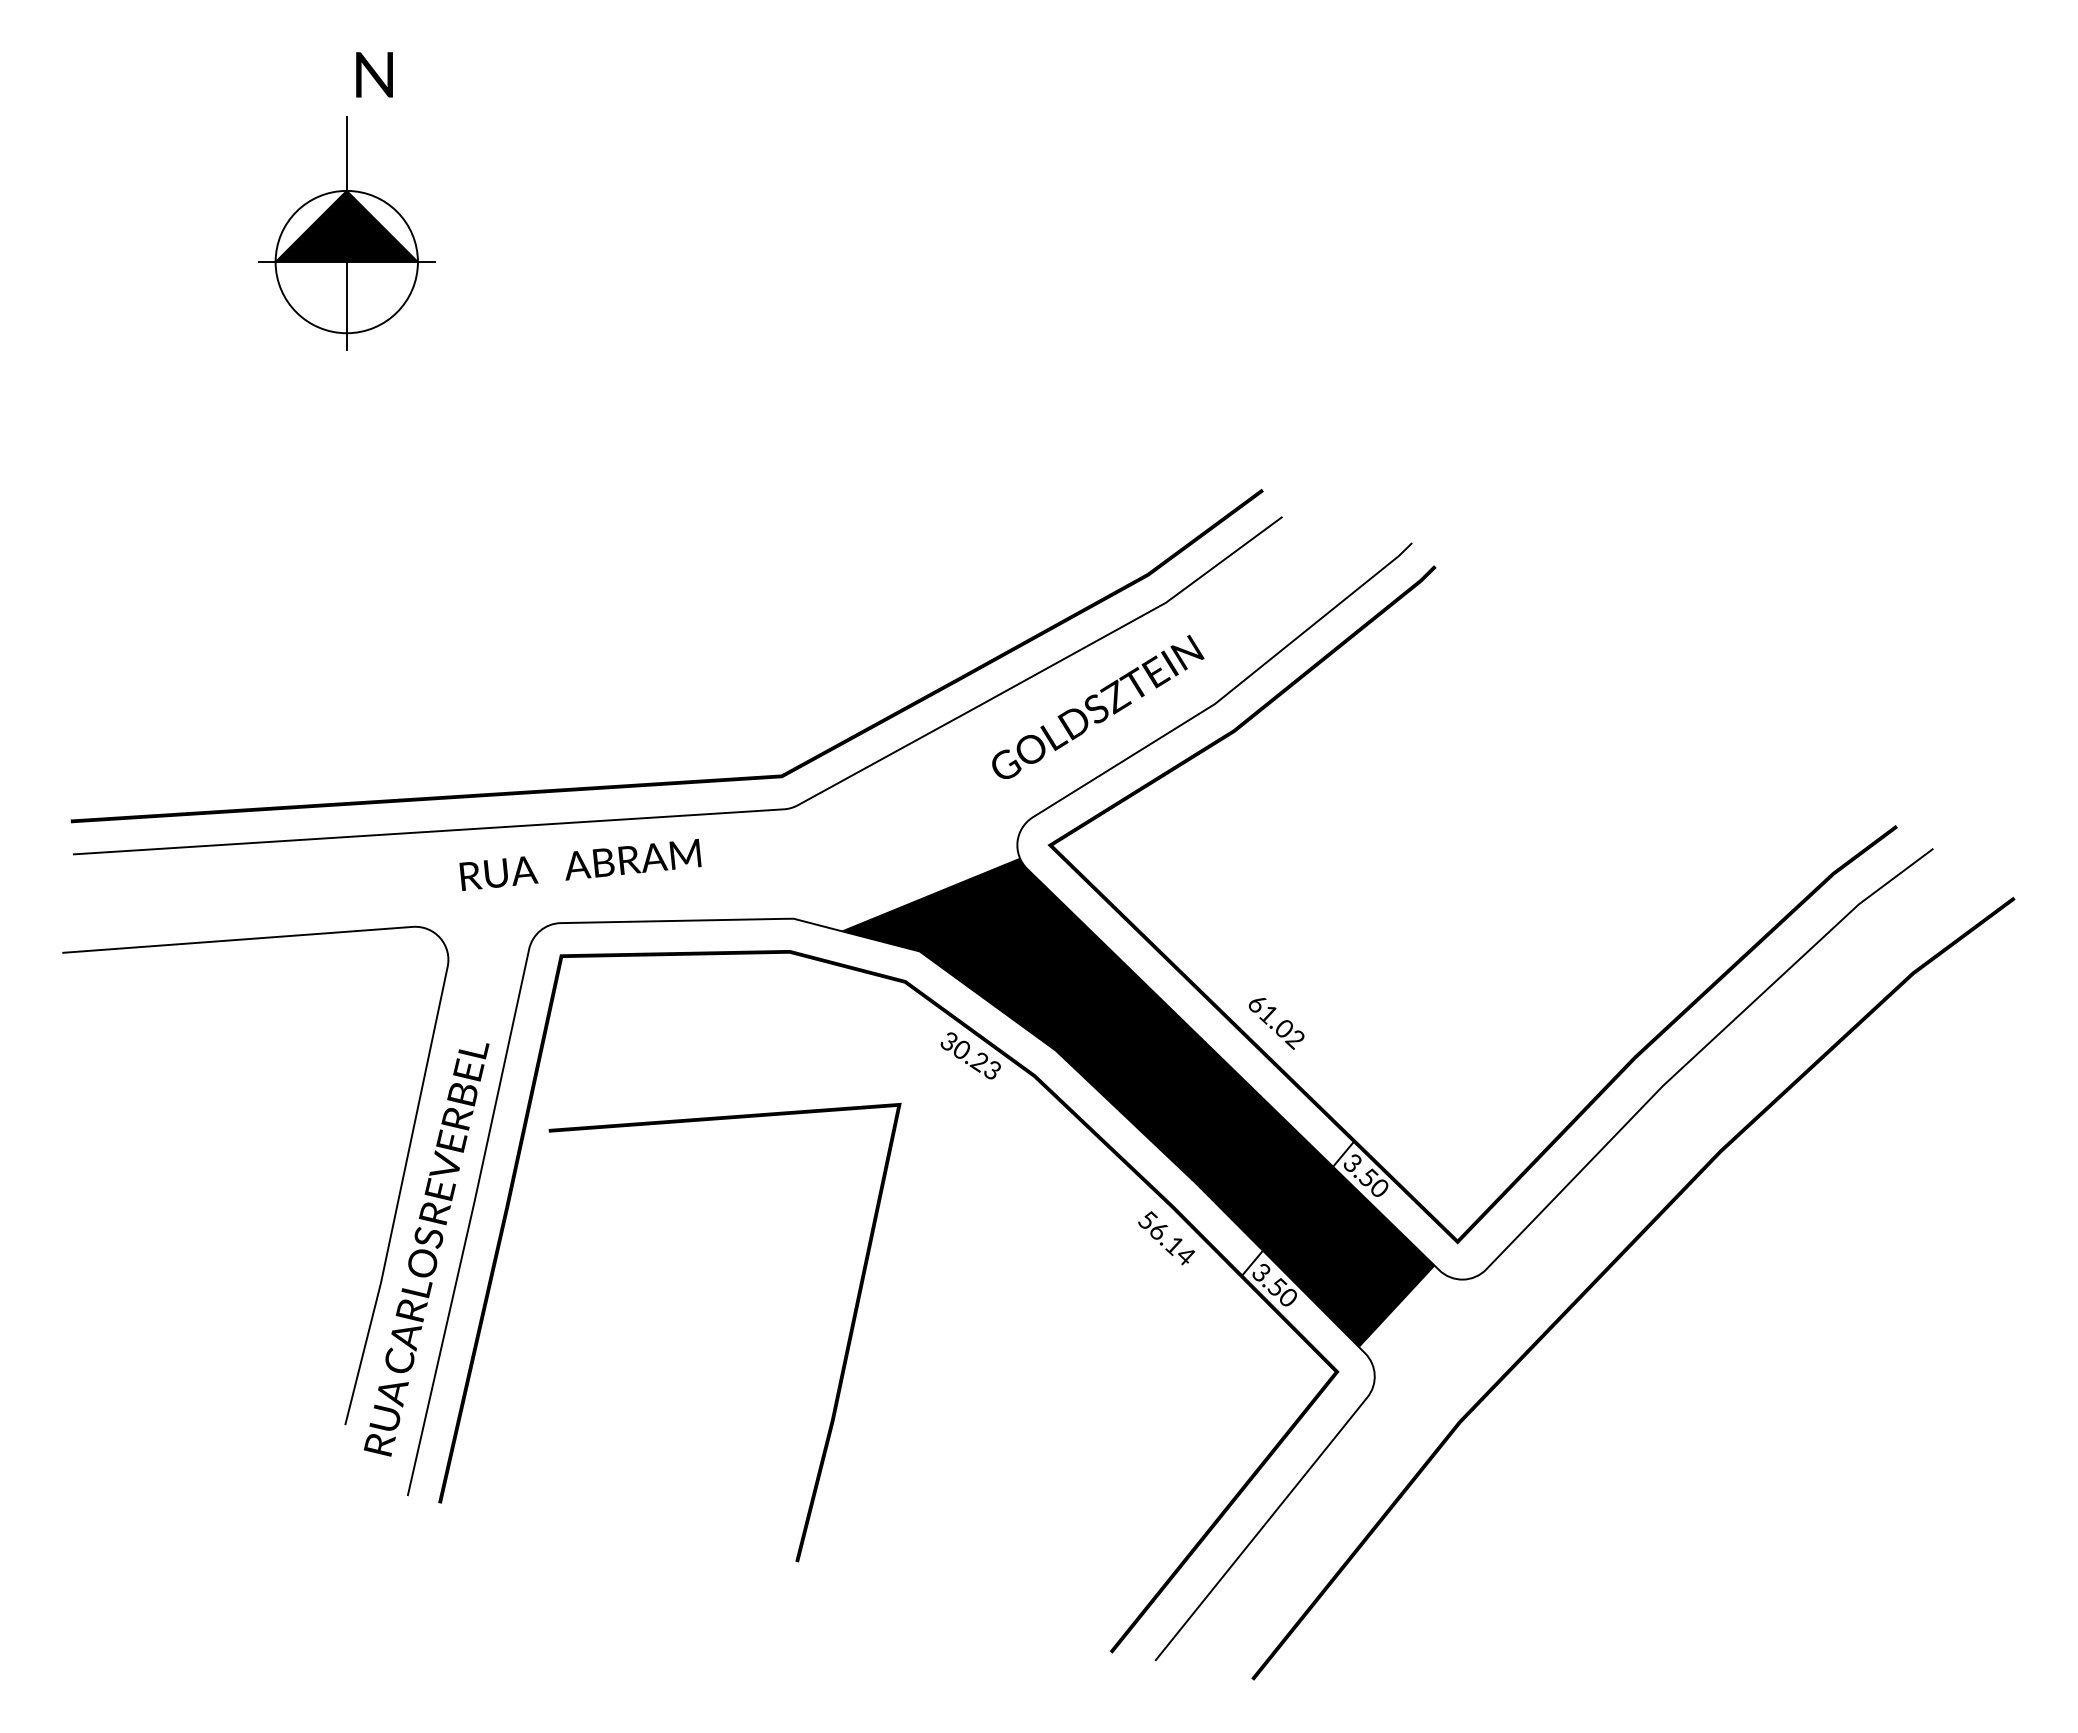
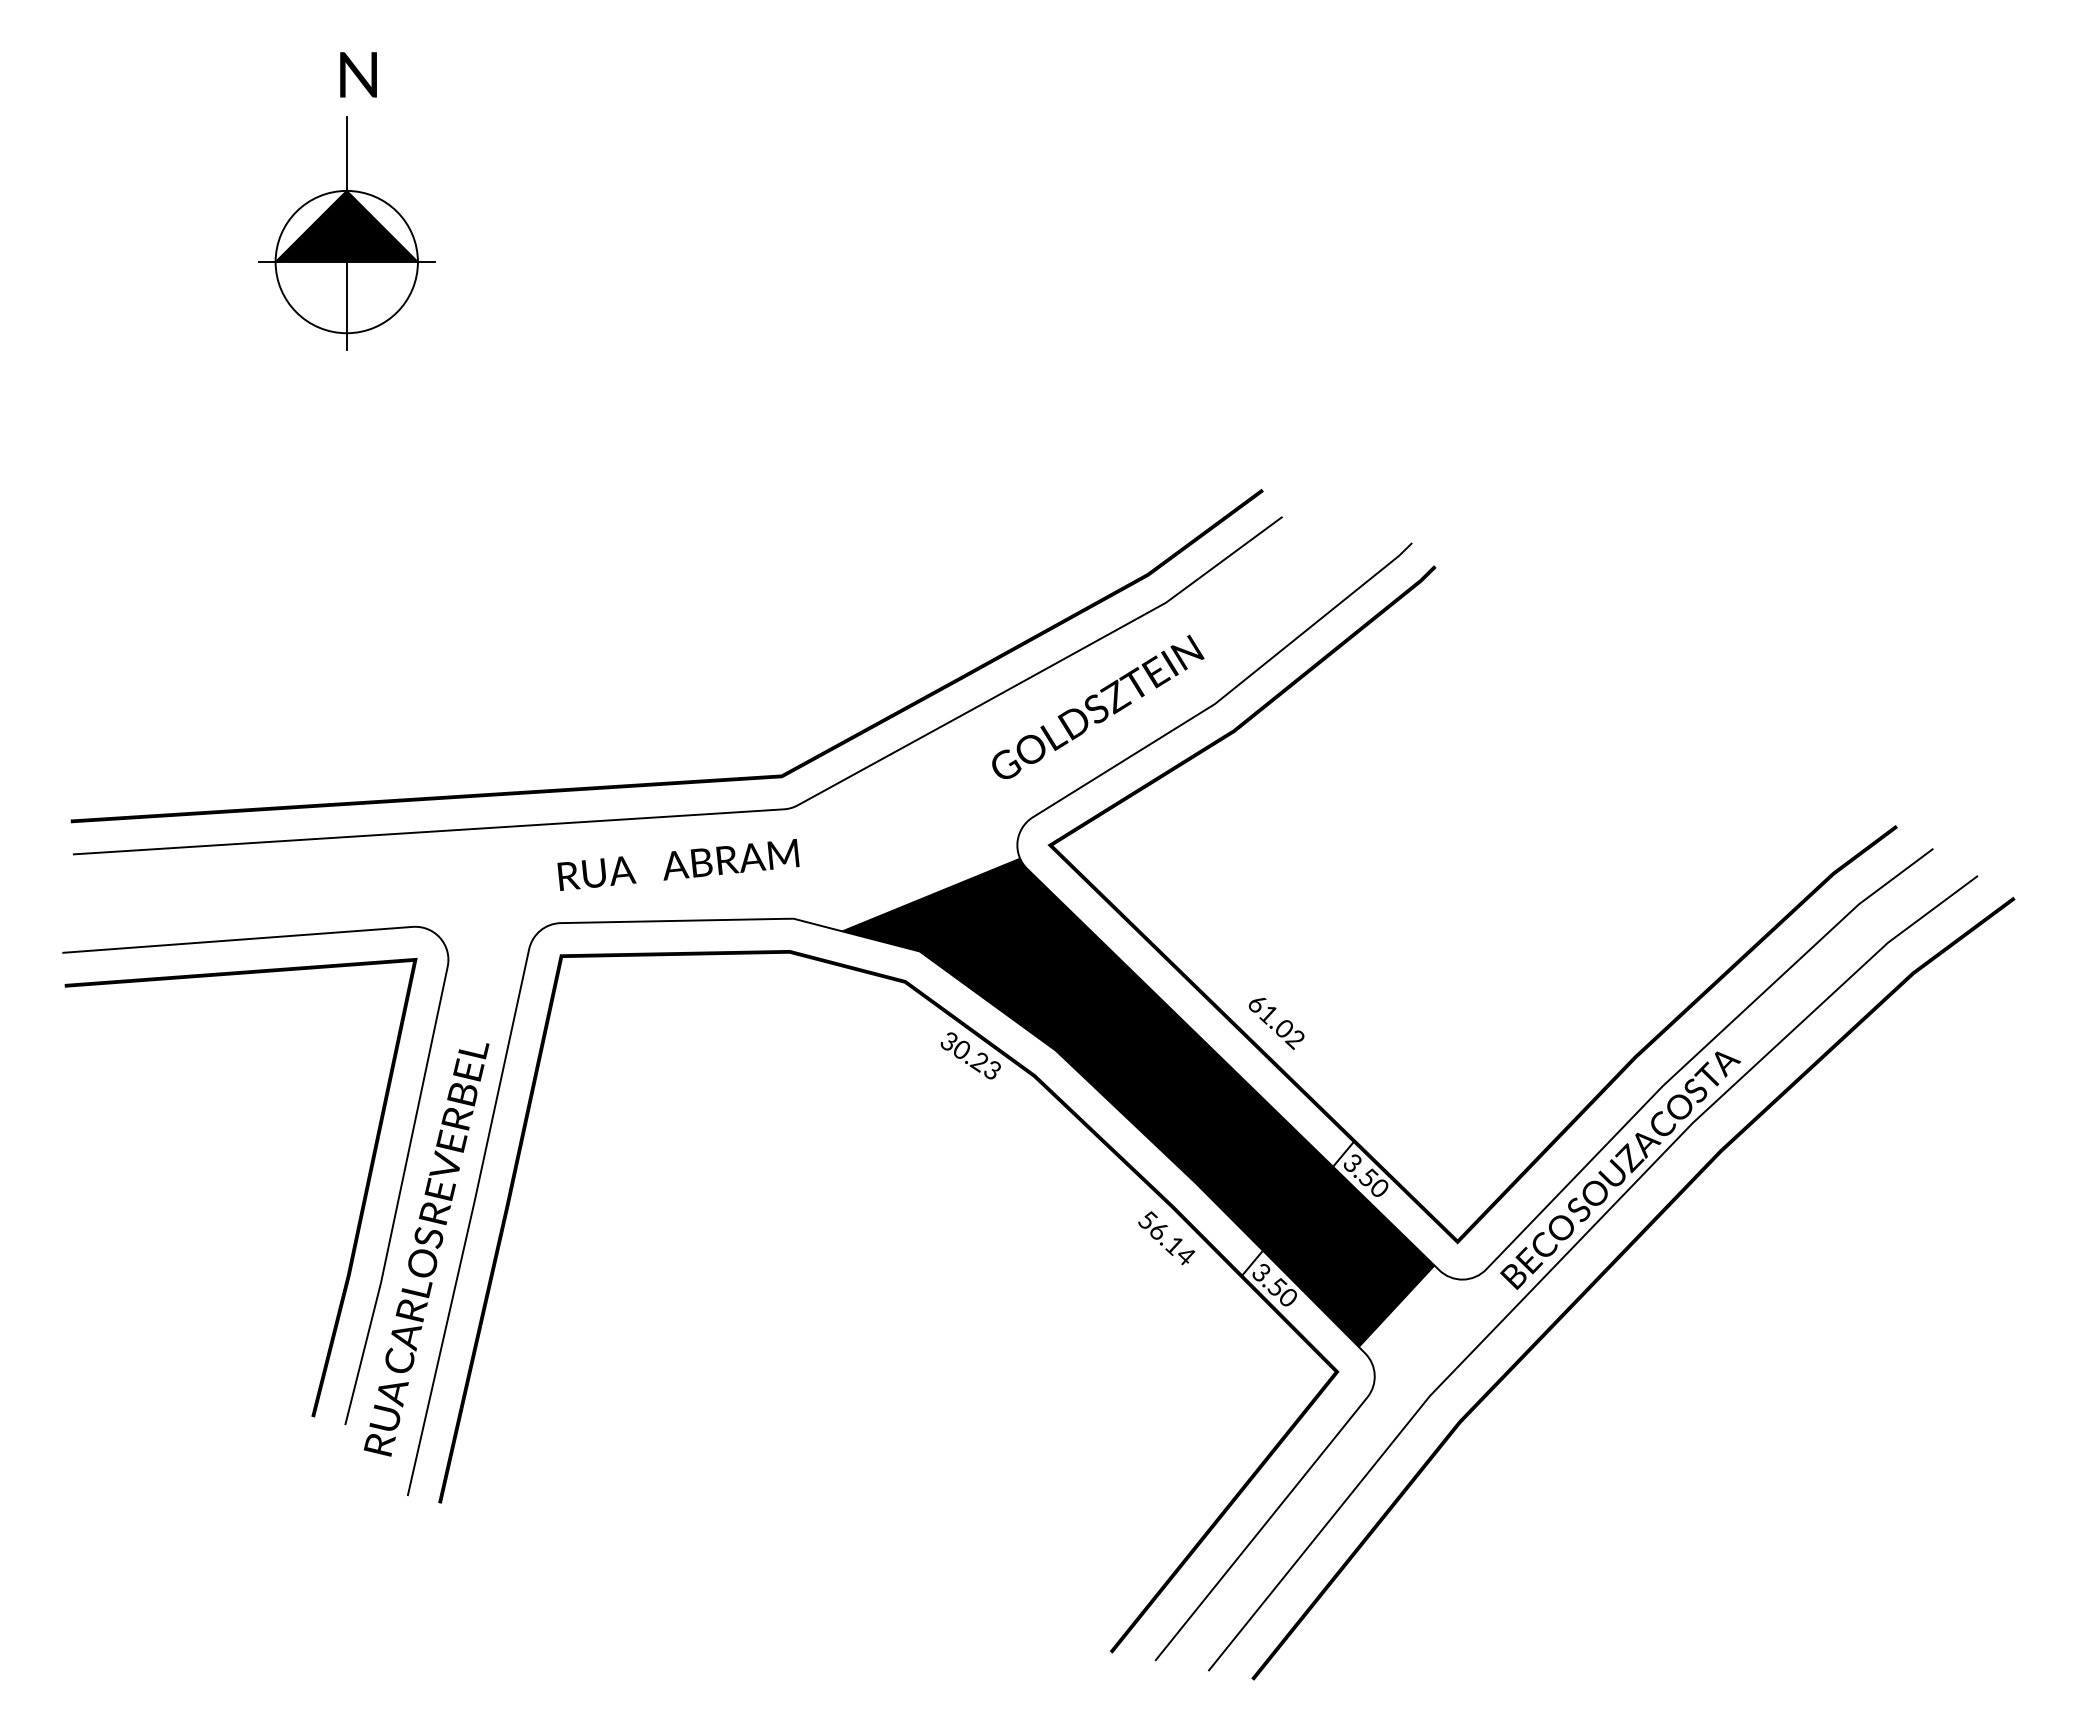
text position: (374, 74) -> (358, 74) (358, 74)
text position: (580, 864) -> (678, 864) (678, 864)
part: none -> present (1571, 1250)
curve position: (844, 1354) -> (360, 1209) (360, 1209)
